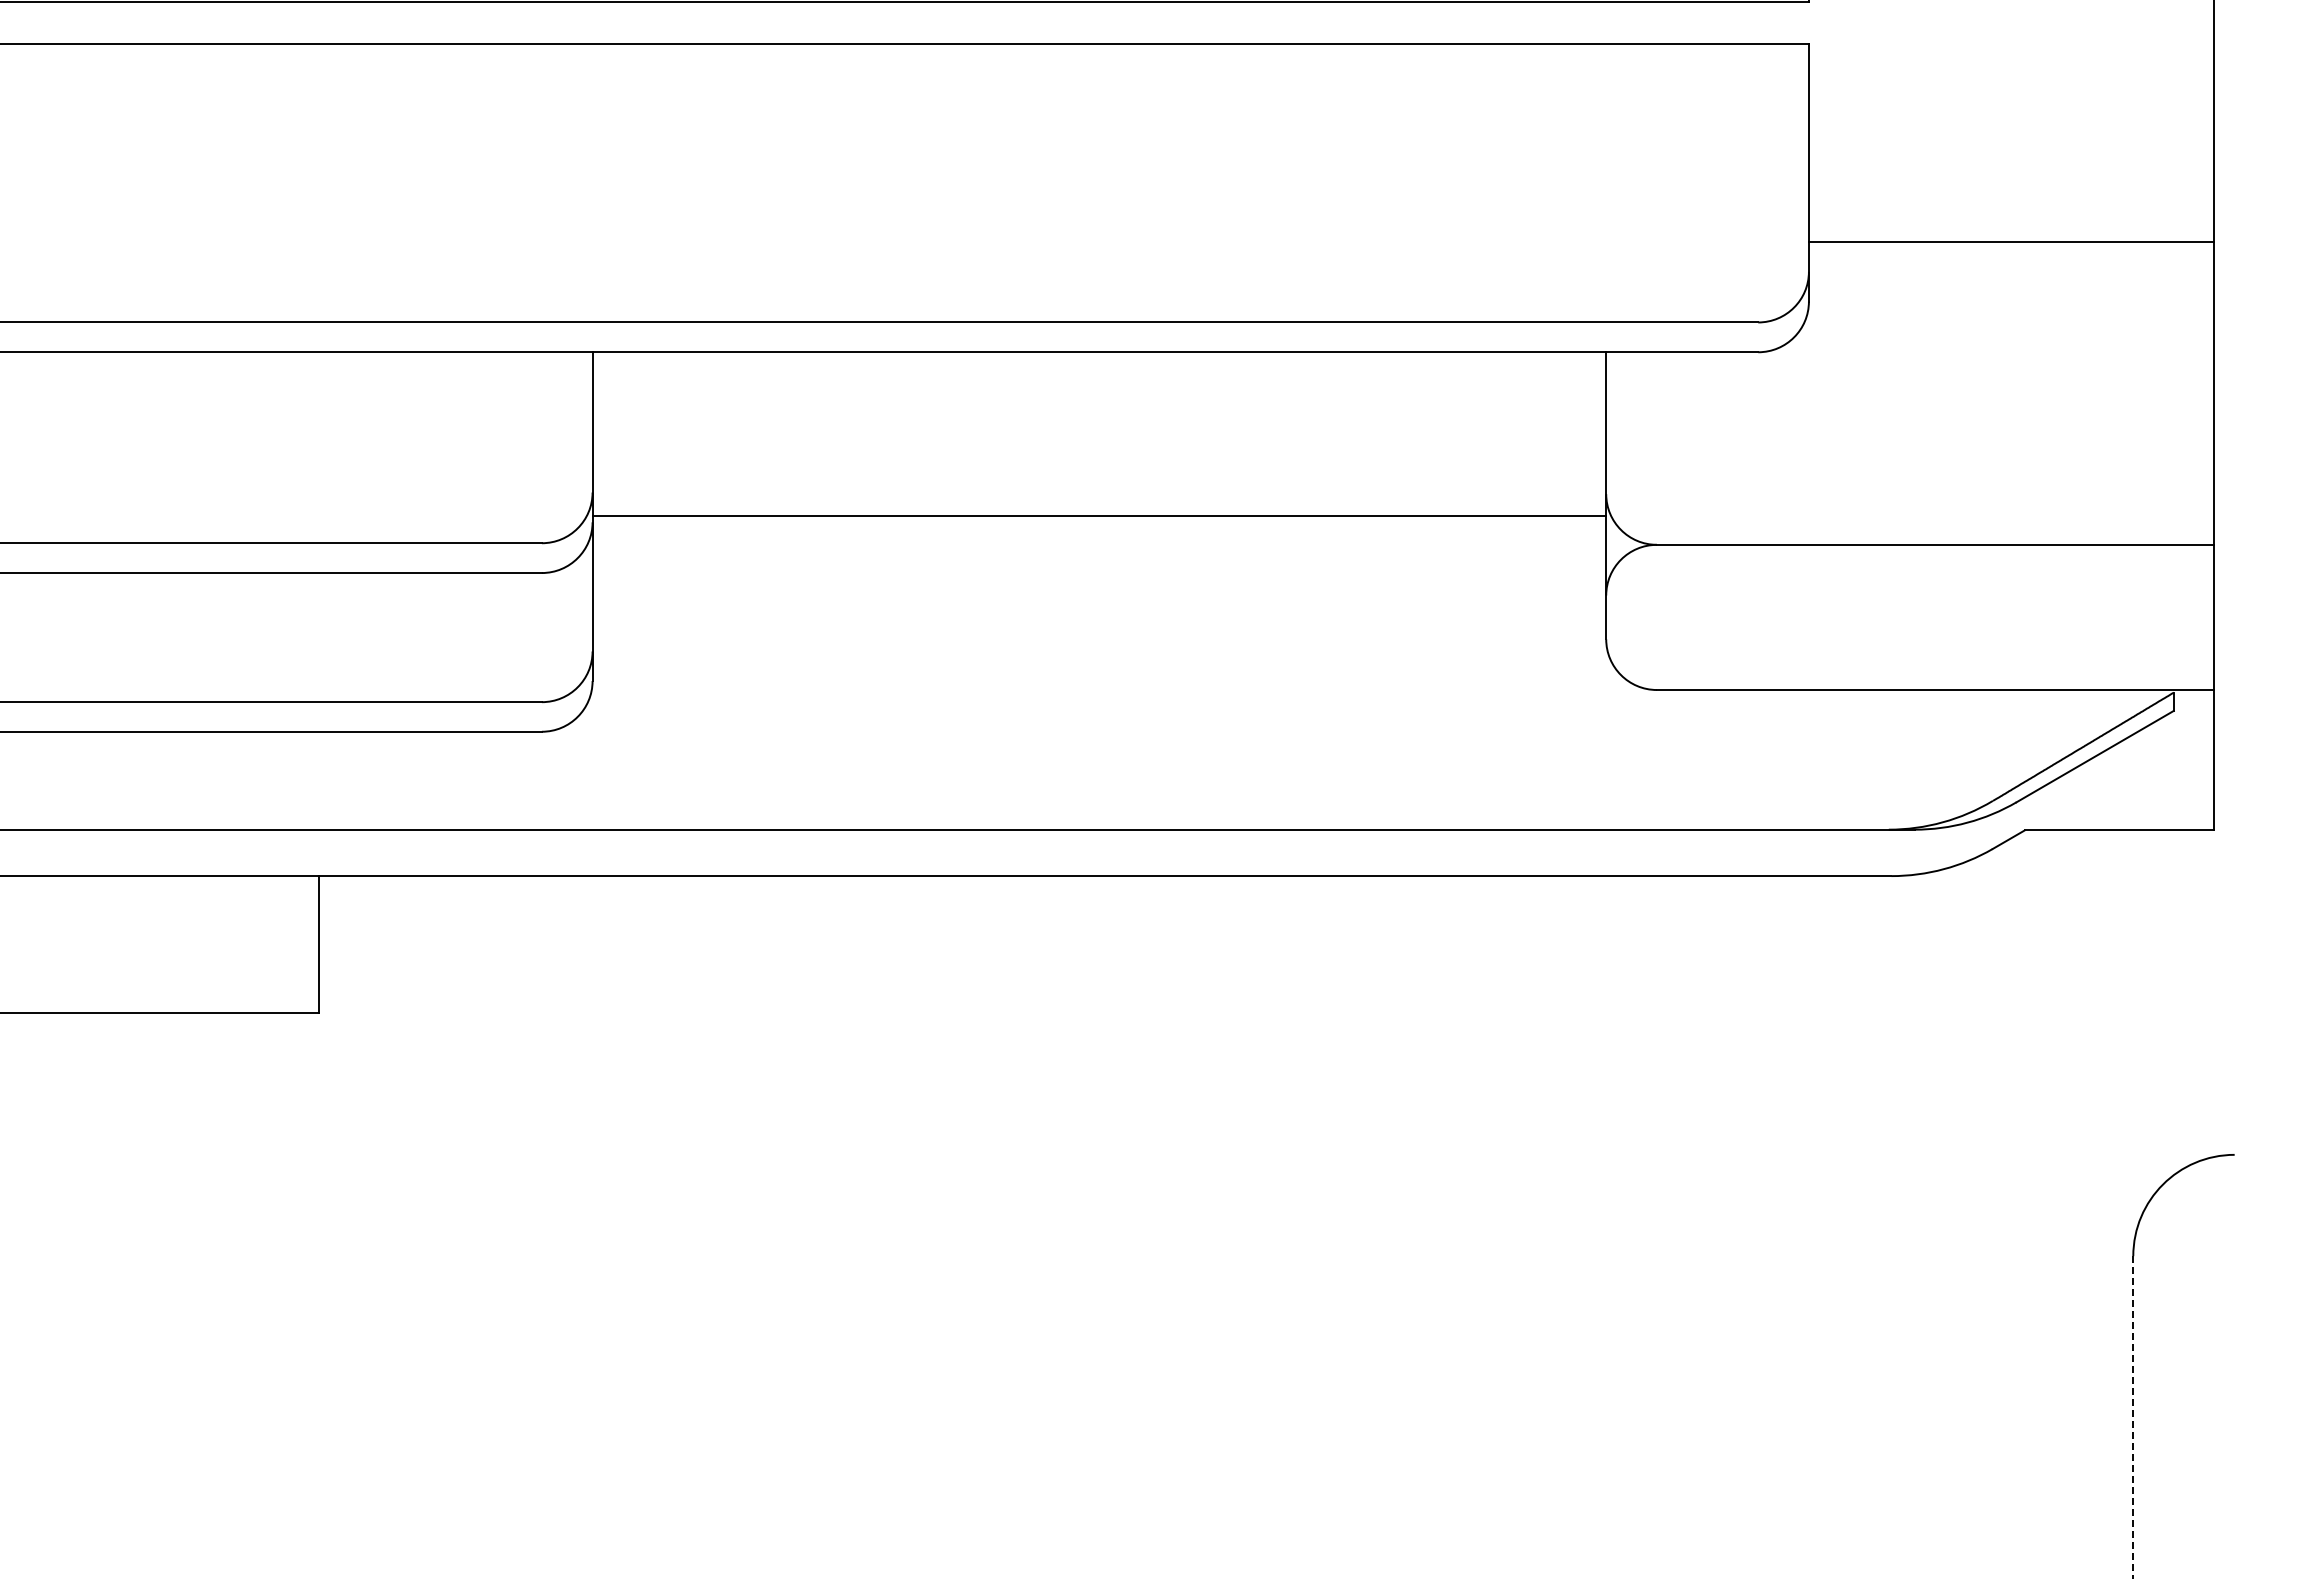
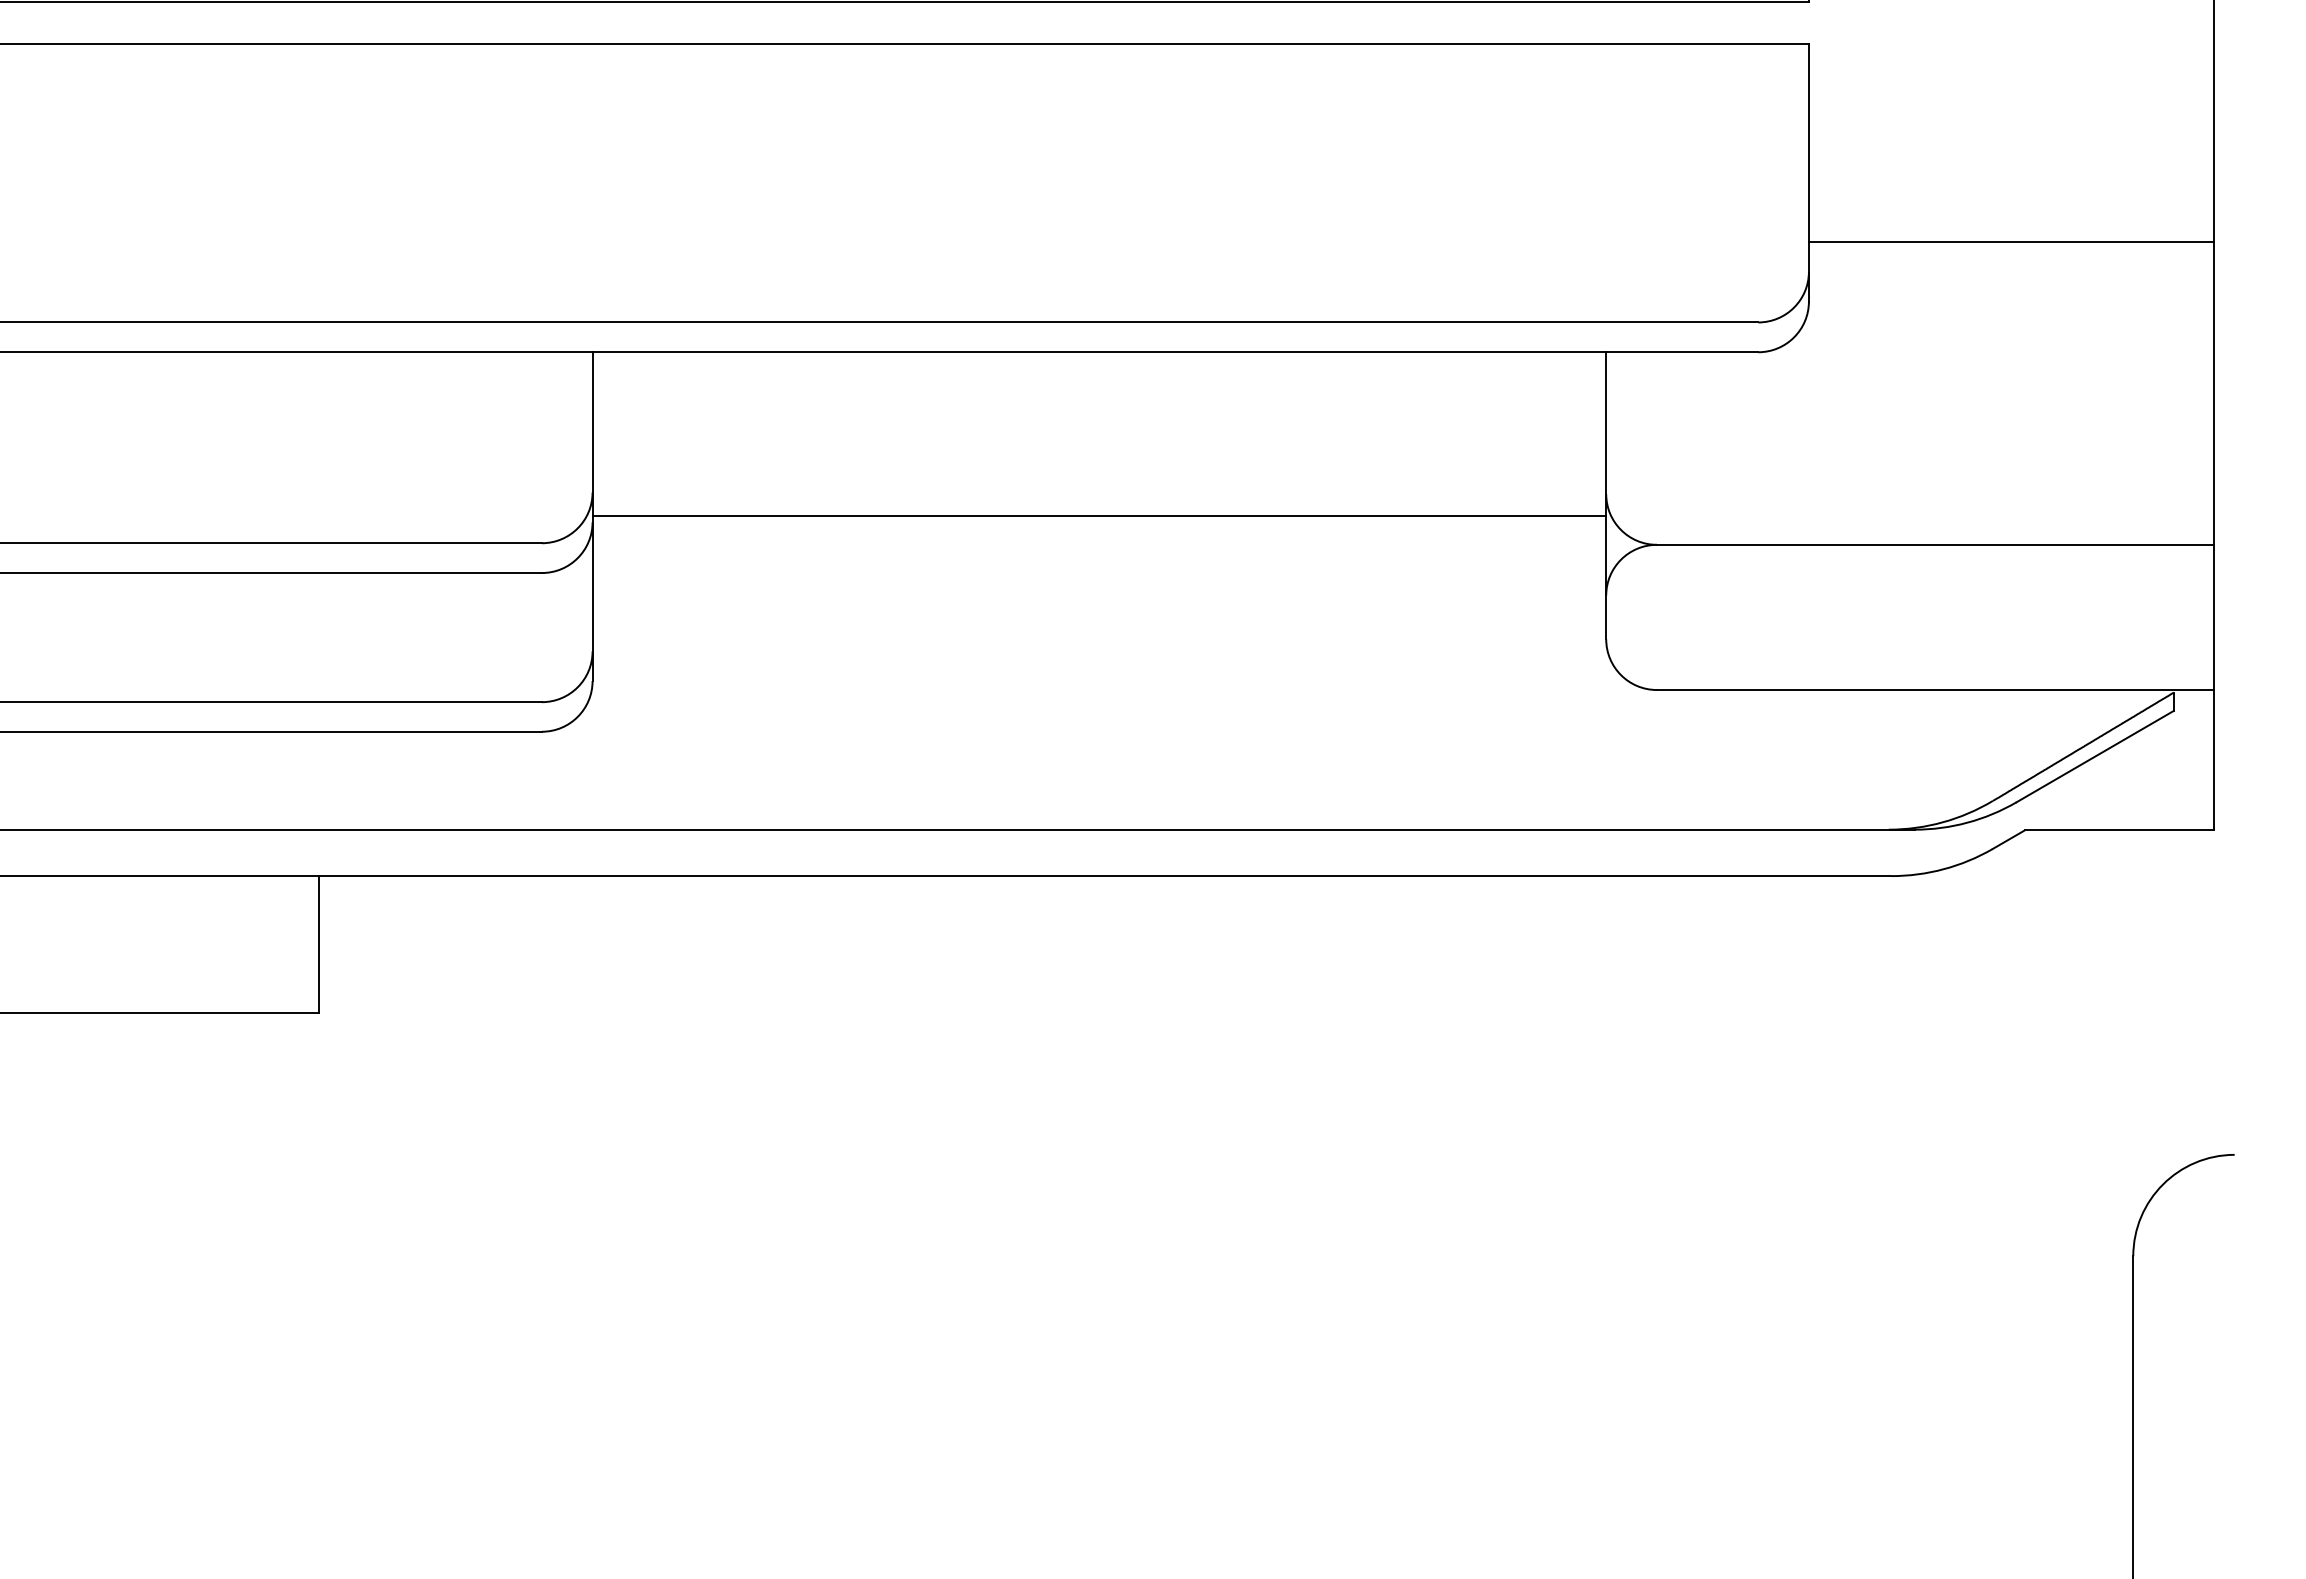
line: dashed -> solid (2133, 1417)
